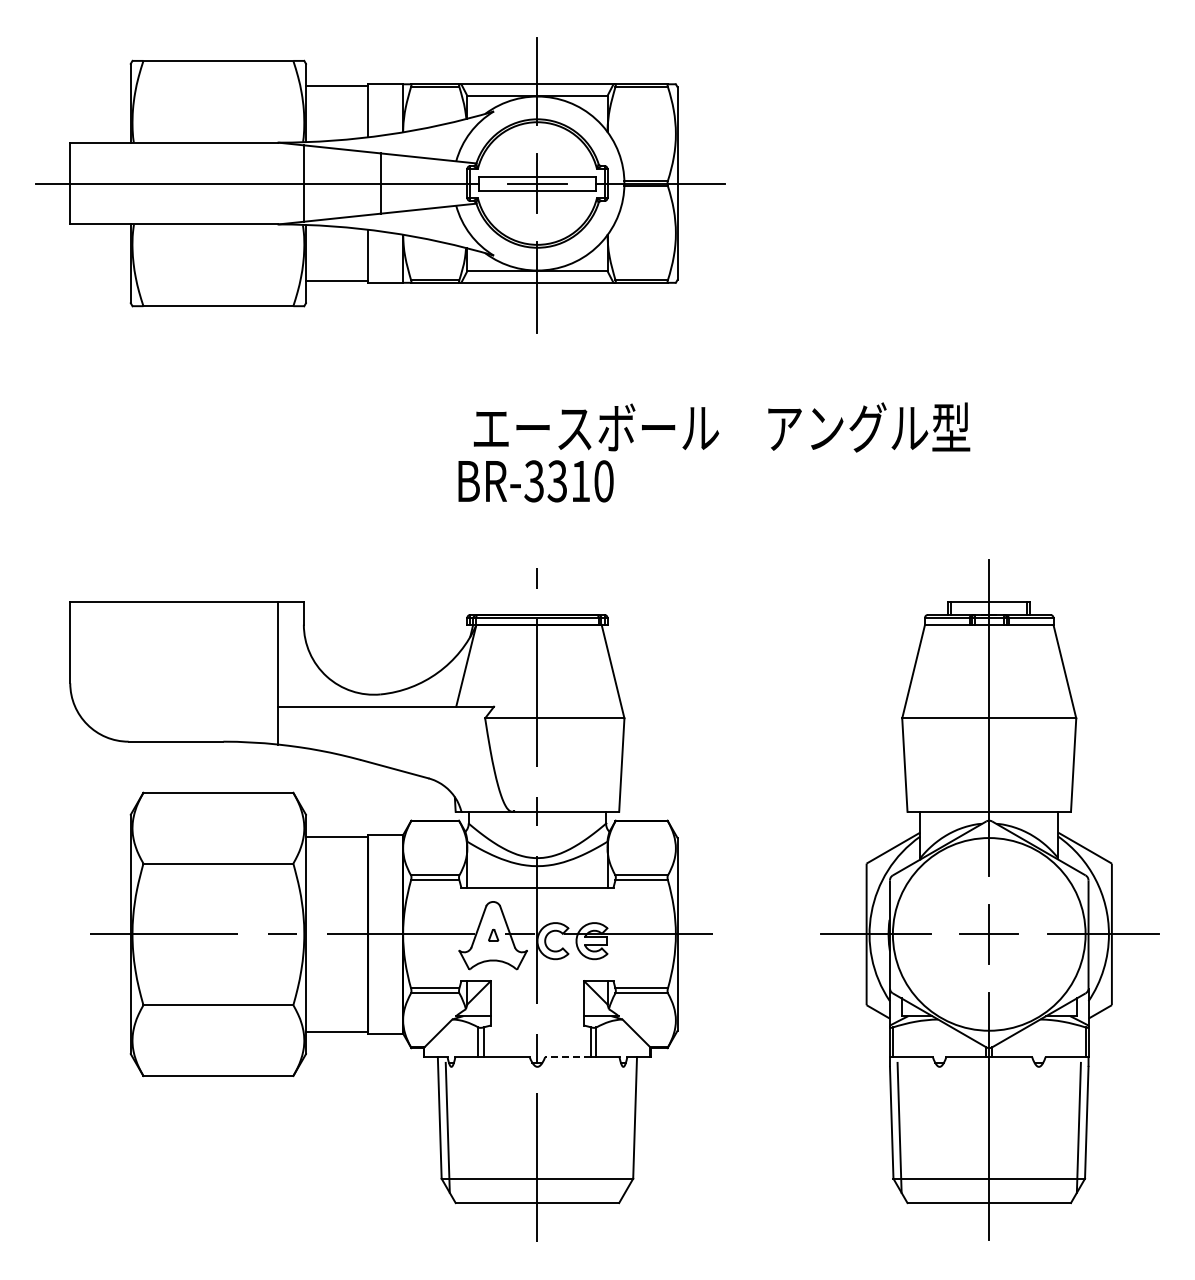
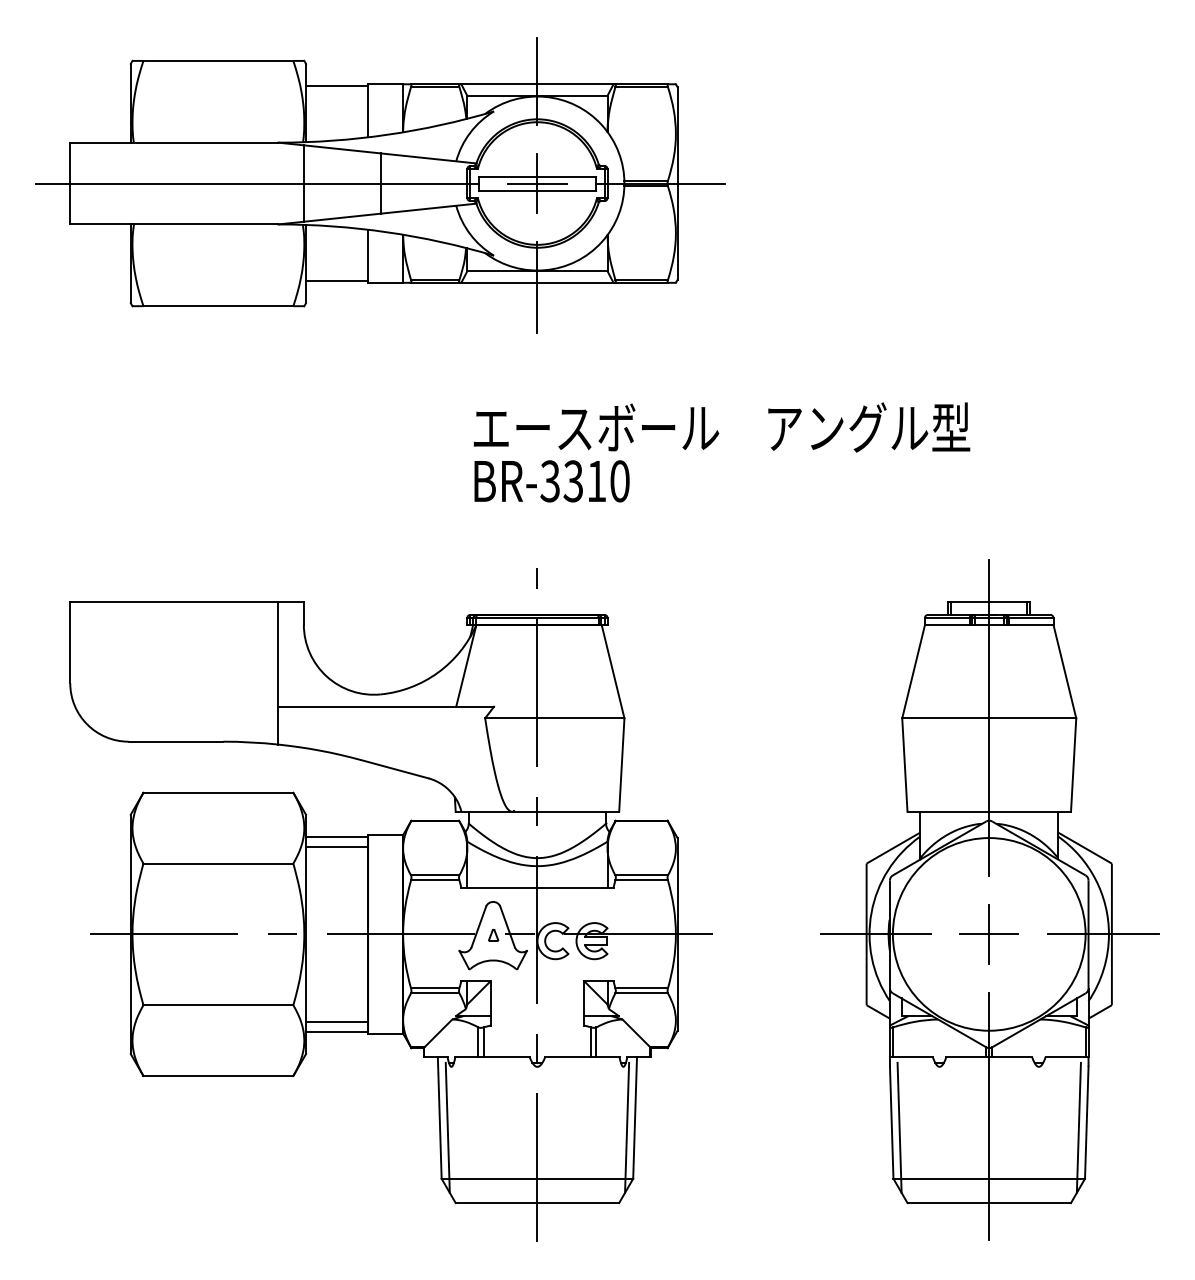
text position: (535, 481) -> (551, 481) (551, 481)
line: none -> present (337, 847)
line: none -> present (337, 1021)
line: dashed -> solid (567, 1057)
line: none -> present (627, 1127)
